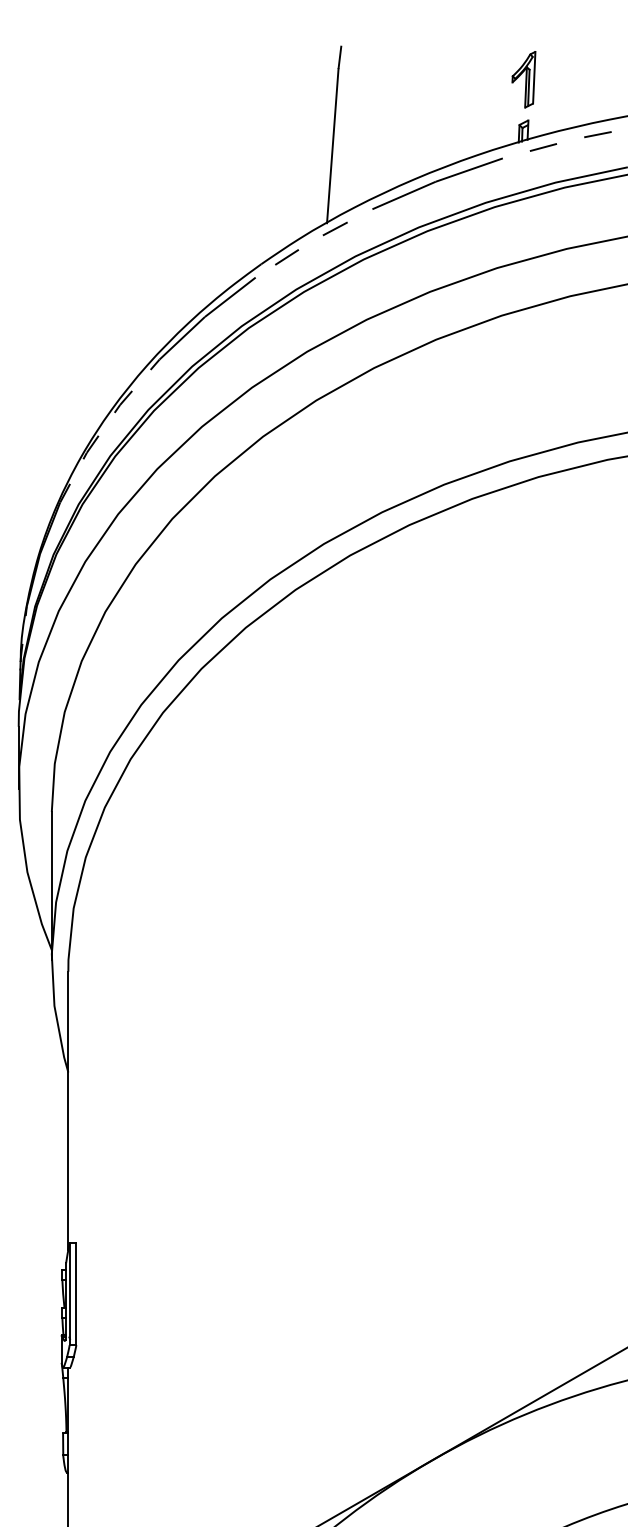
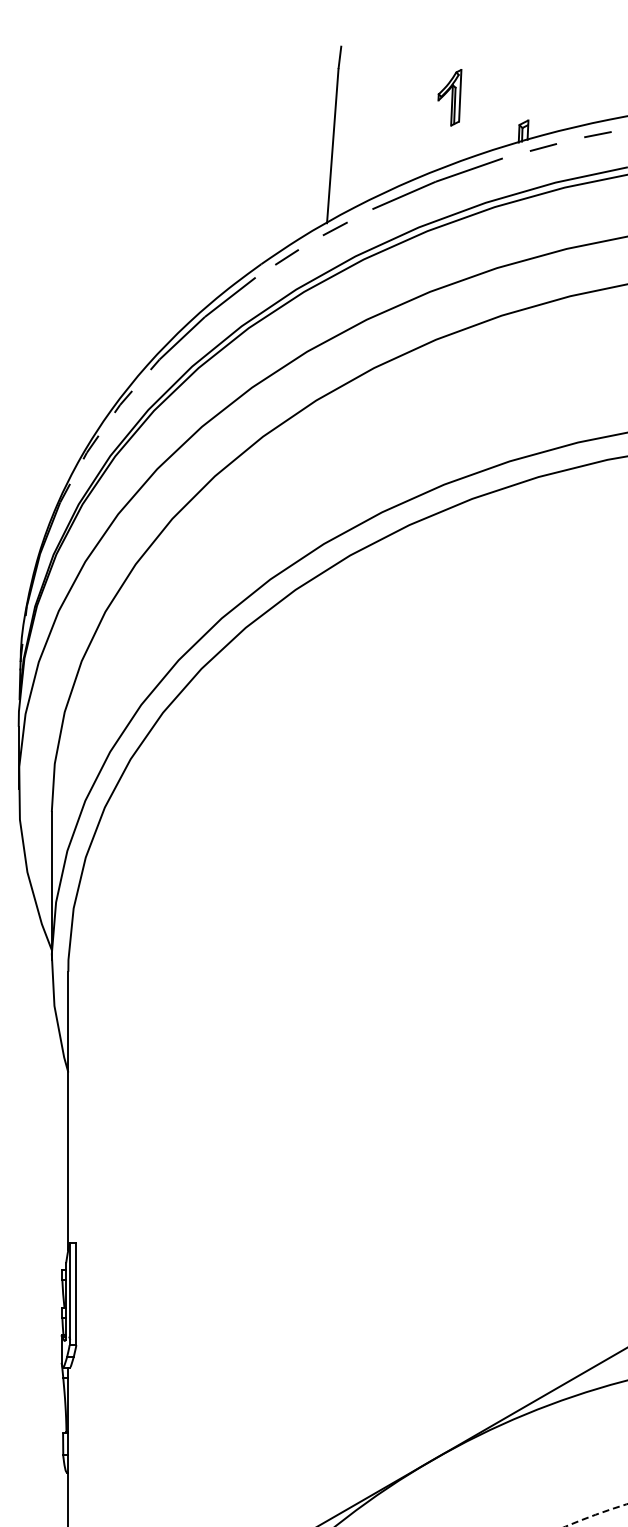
part position: (523, 79) -> (449, 97) (449, 97)
circle: solid -> dashed (596, 1515)
